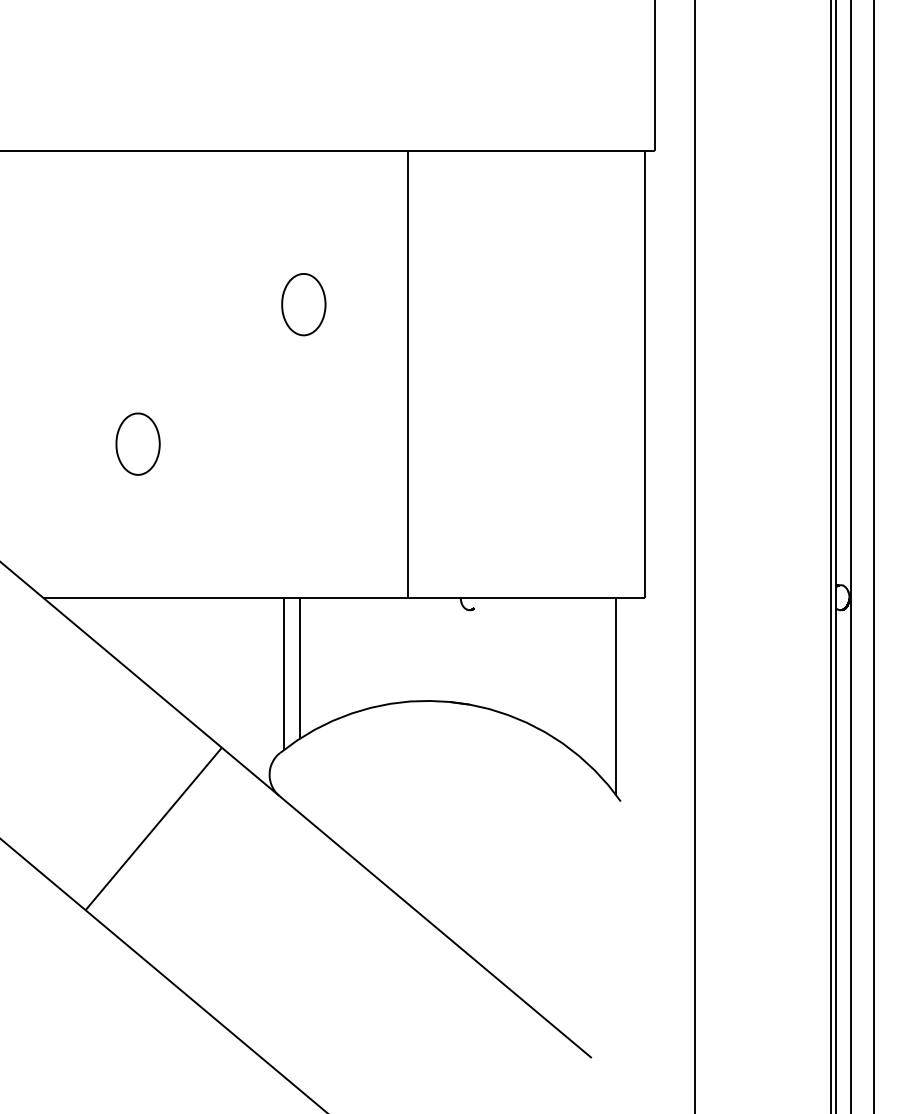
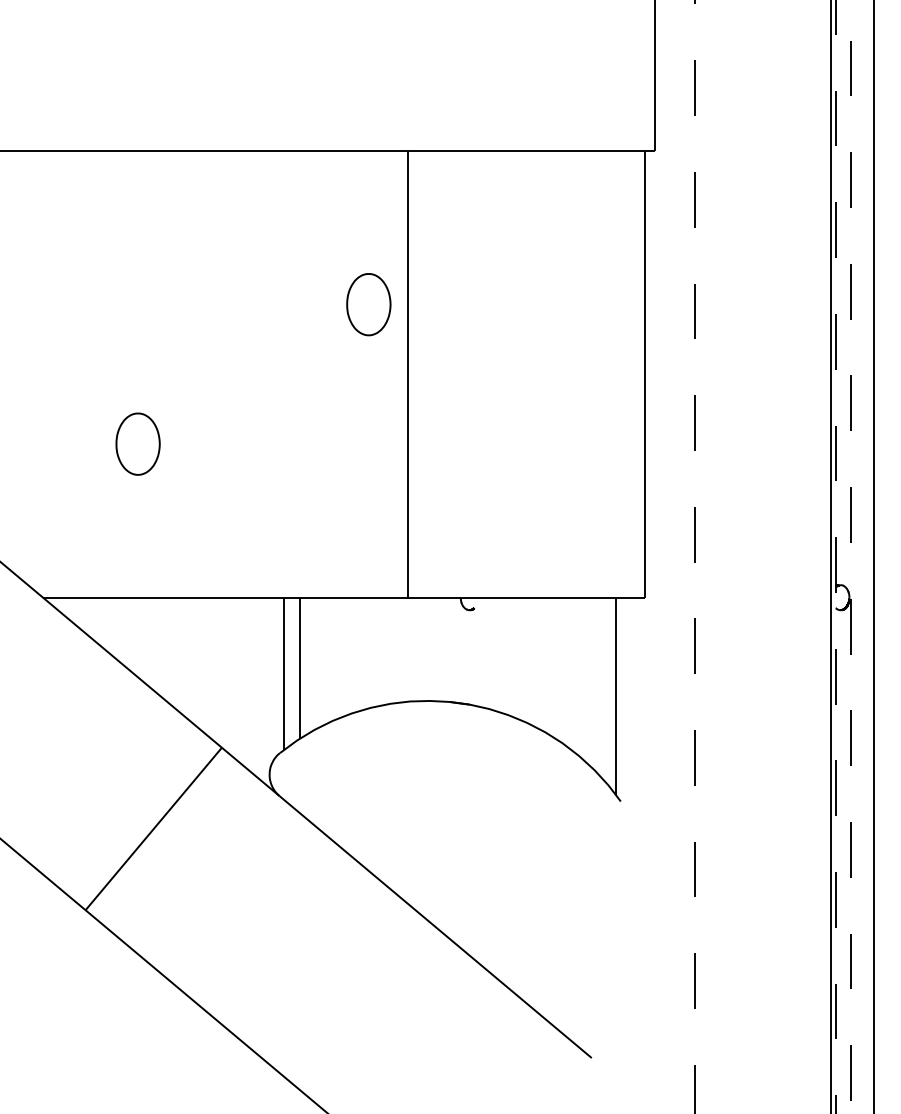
part position: (303, 304) -> (368, 304) (368, 304)
line: solid -> dashed (835, 556)
line: solid -> dashed (694, 557)
line: solid -> dashed (850, 557)
